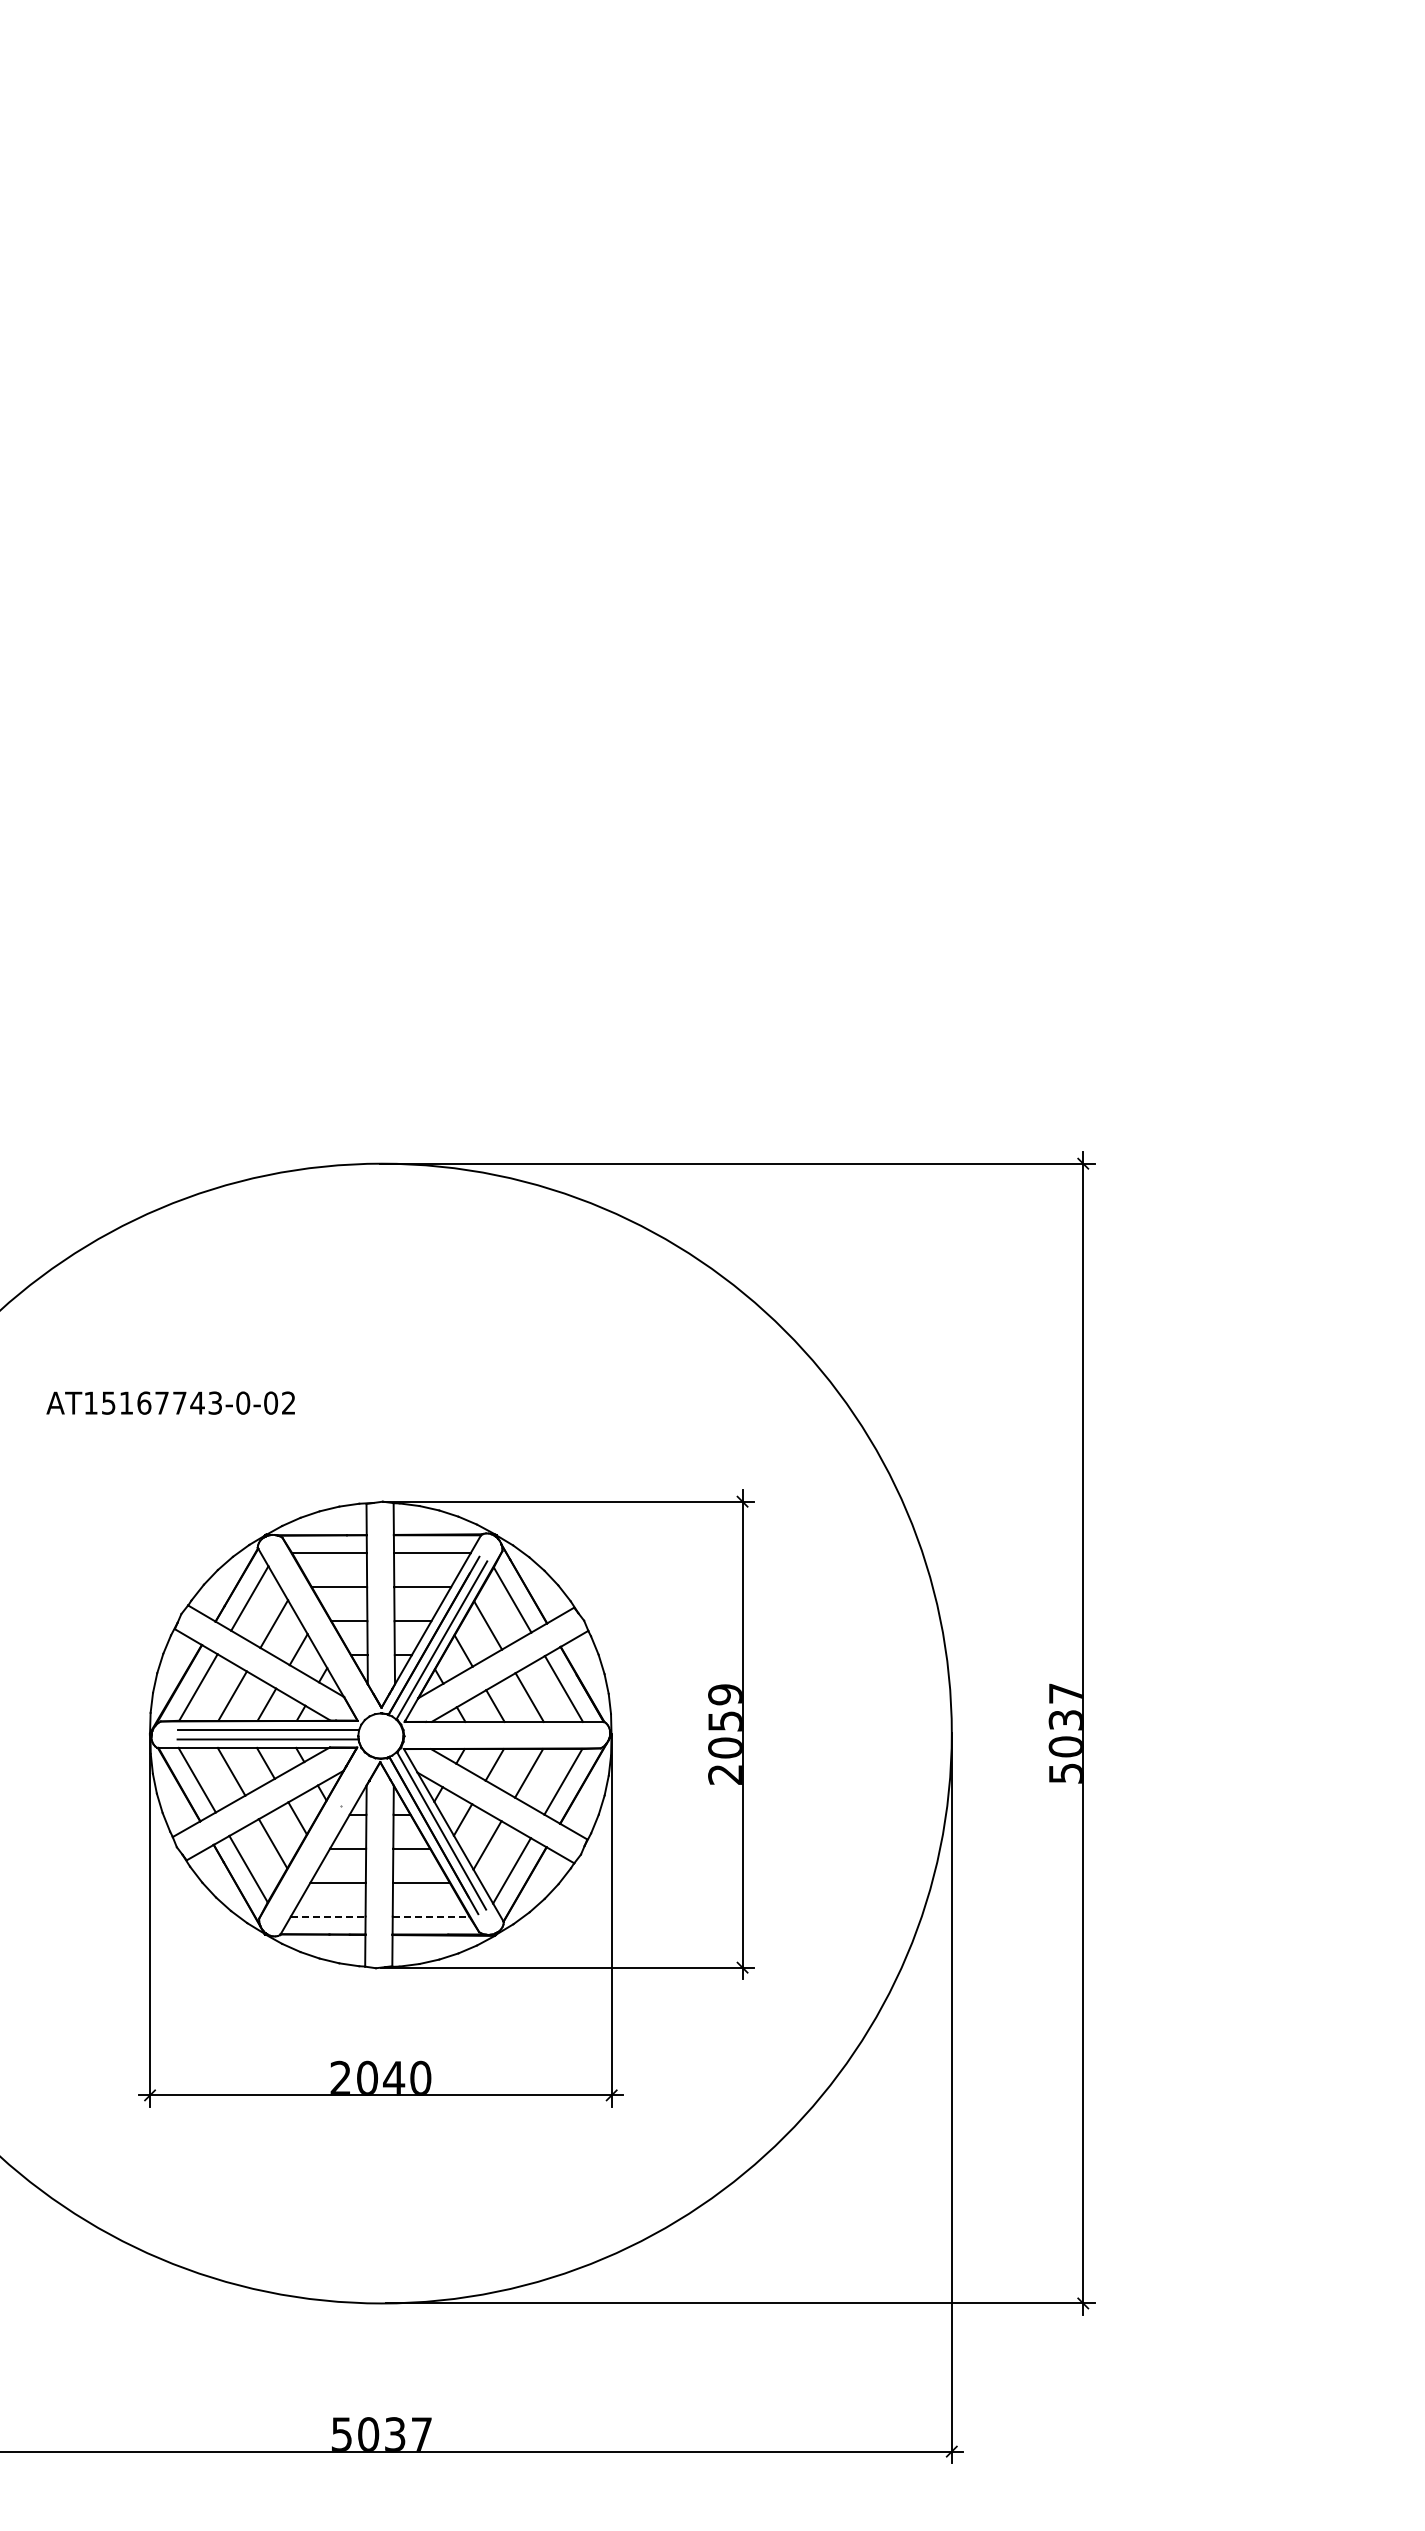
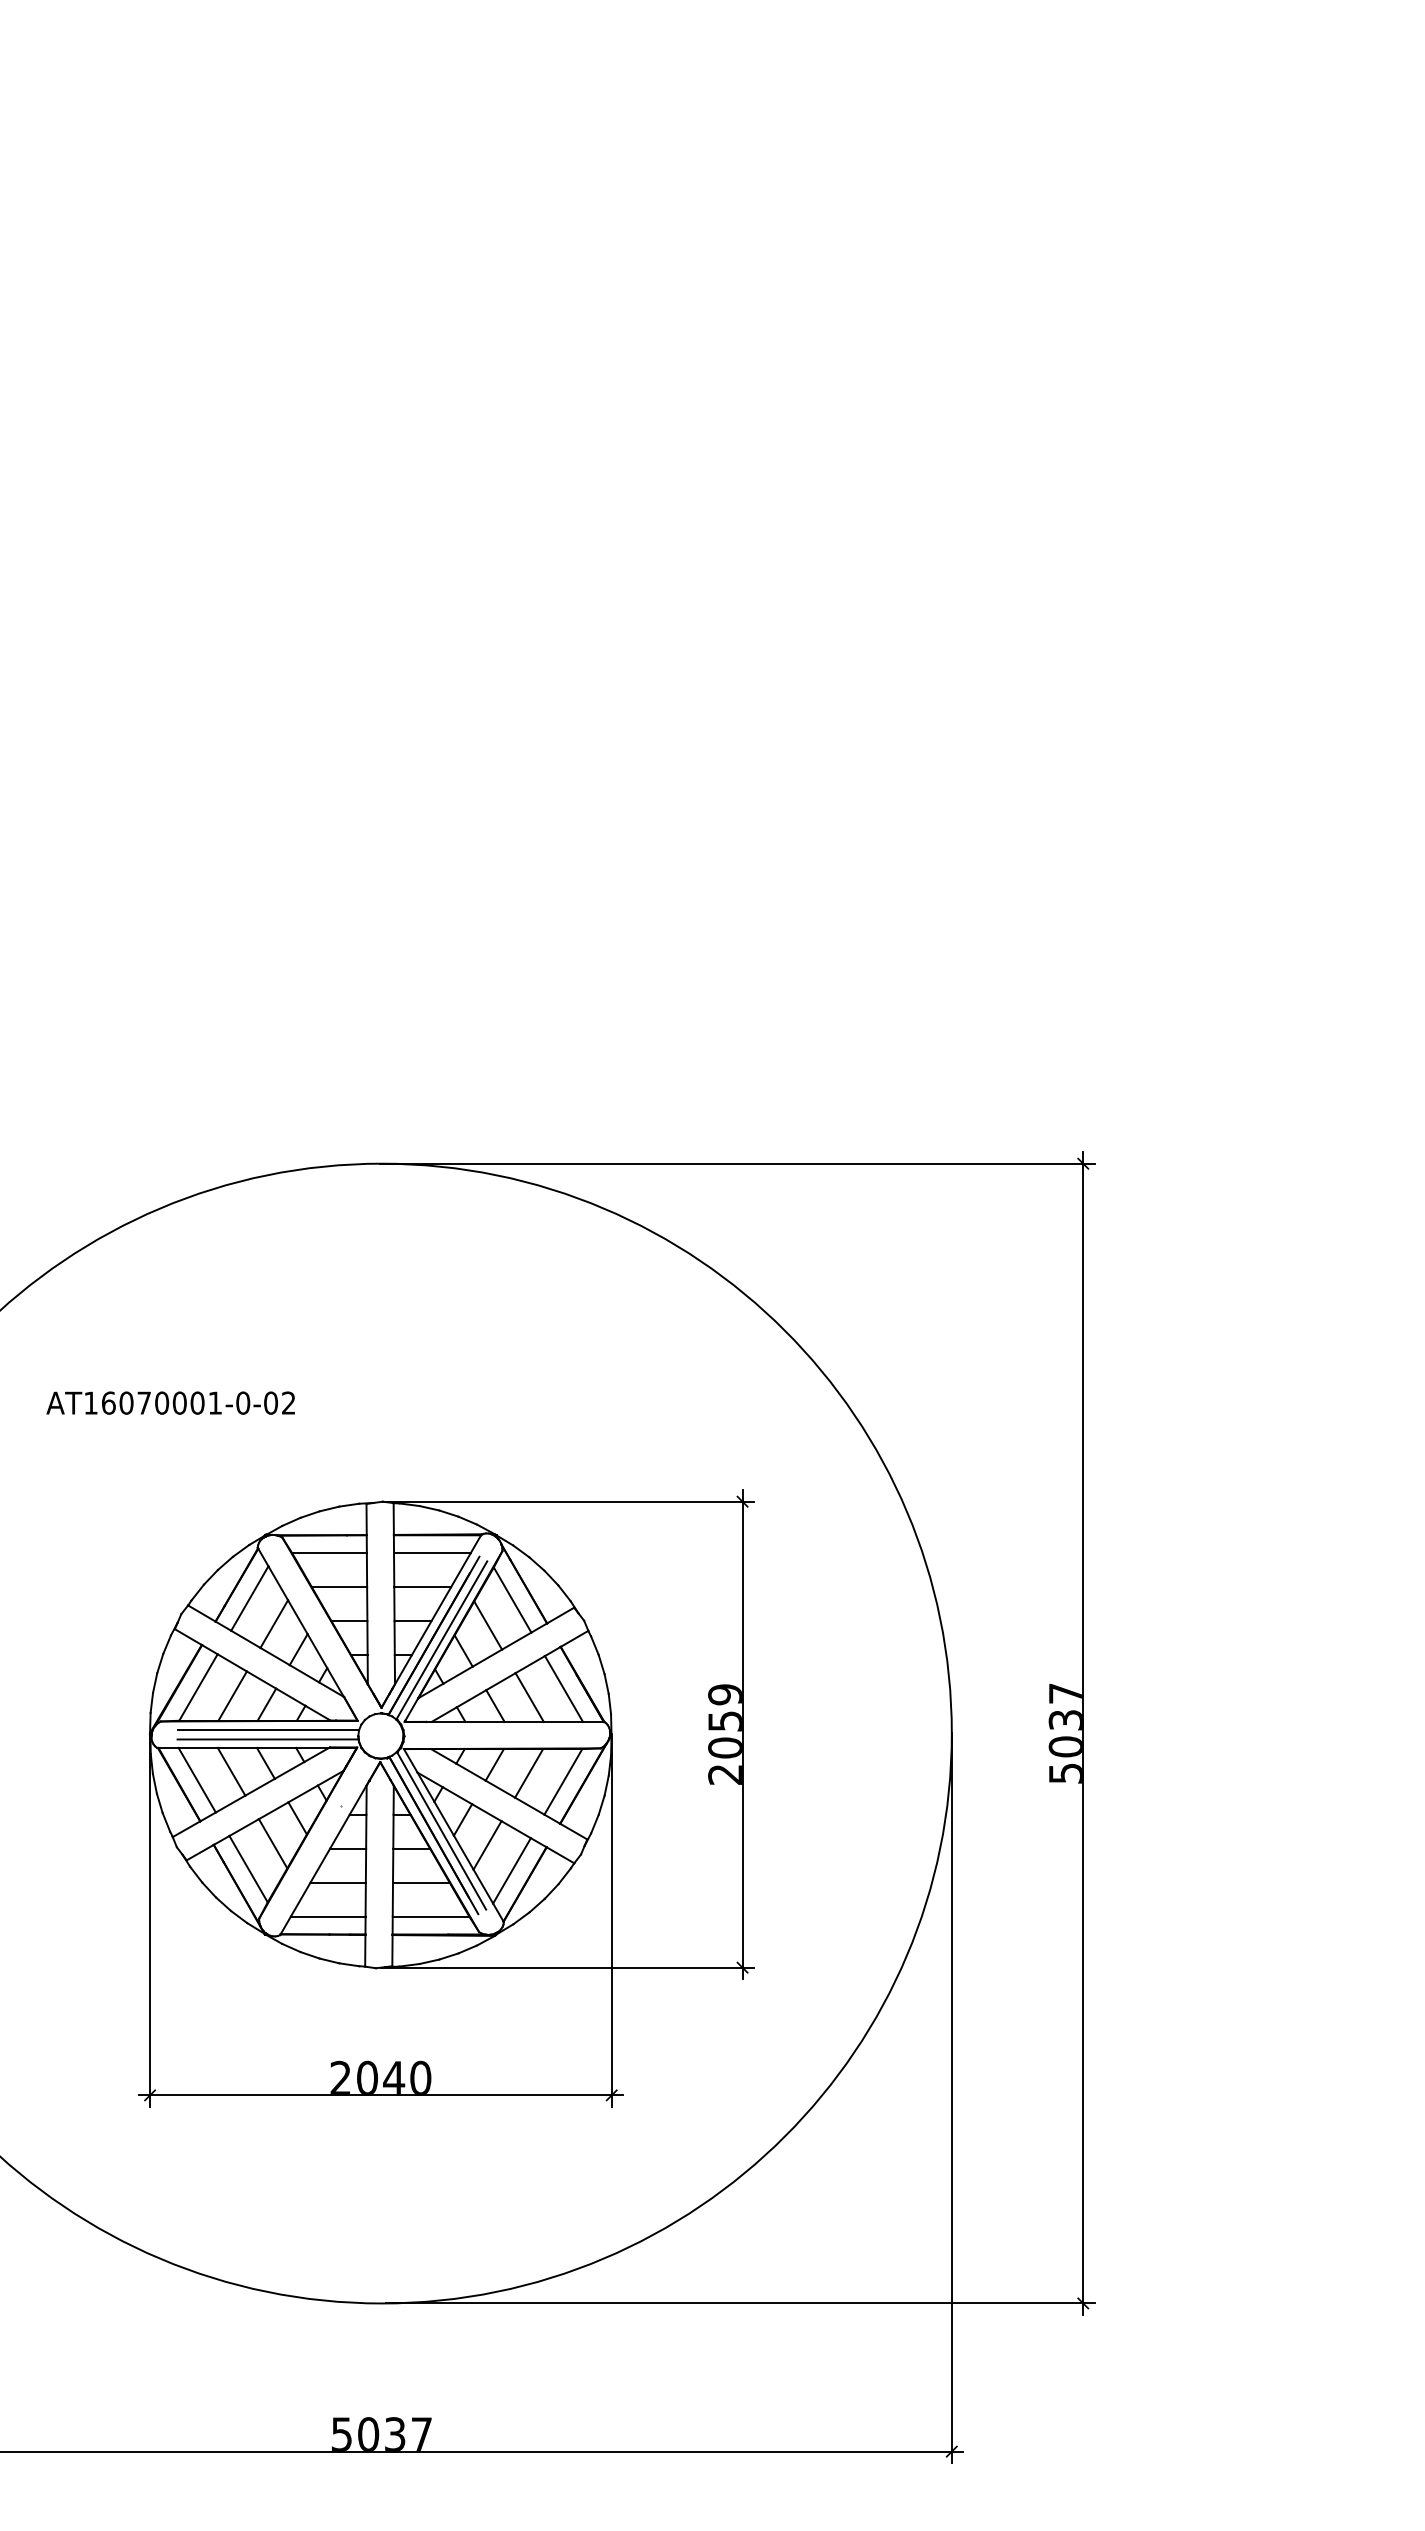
text: AT15167743-0-02 -> AT16070001-0-02 (161, 1402)
line: dashed -> solid (328, 1916)
line: dashed -> solid (431, 1916)
